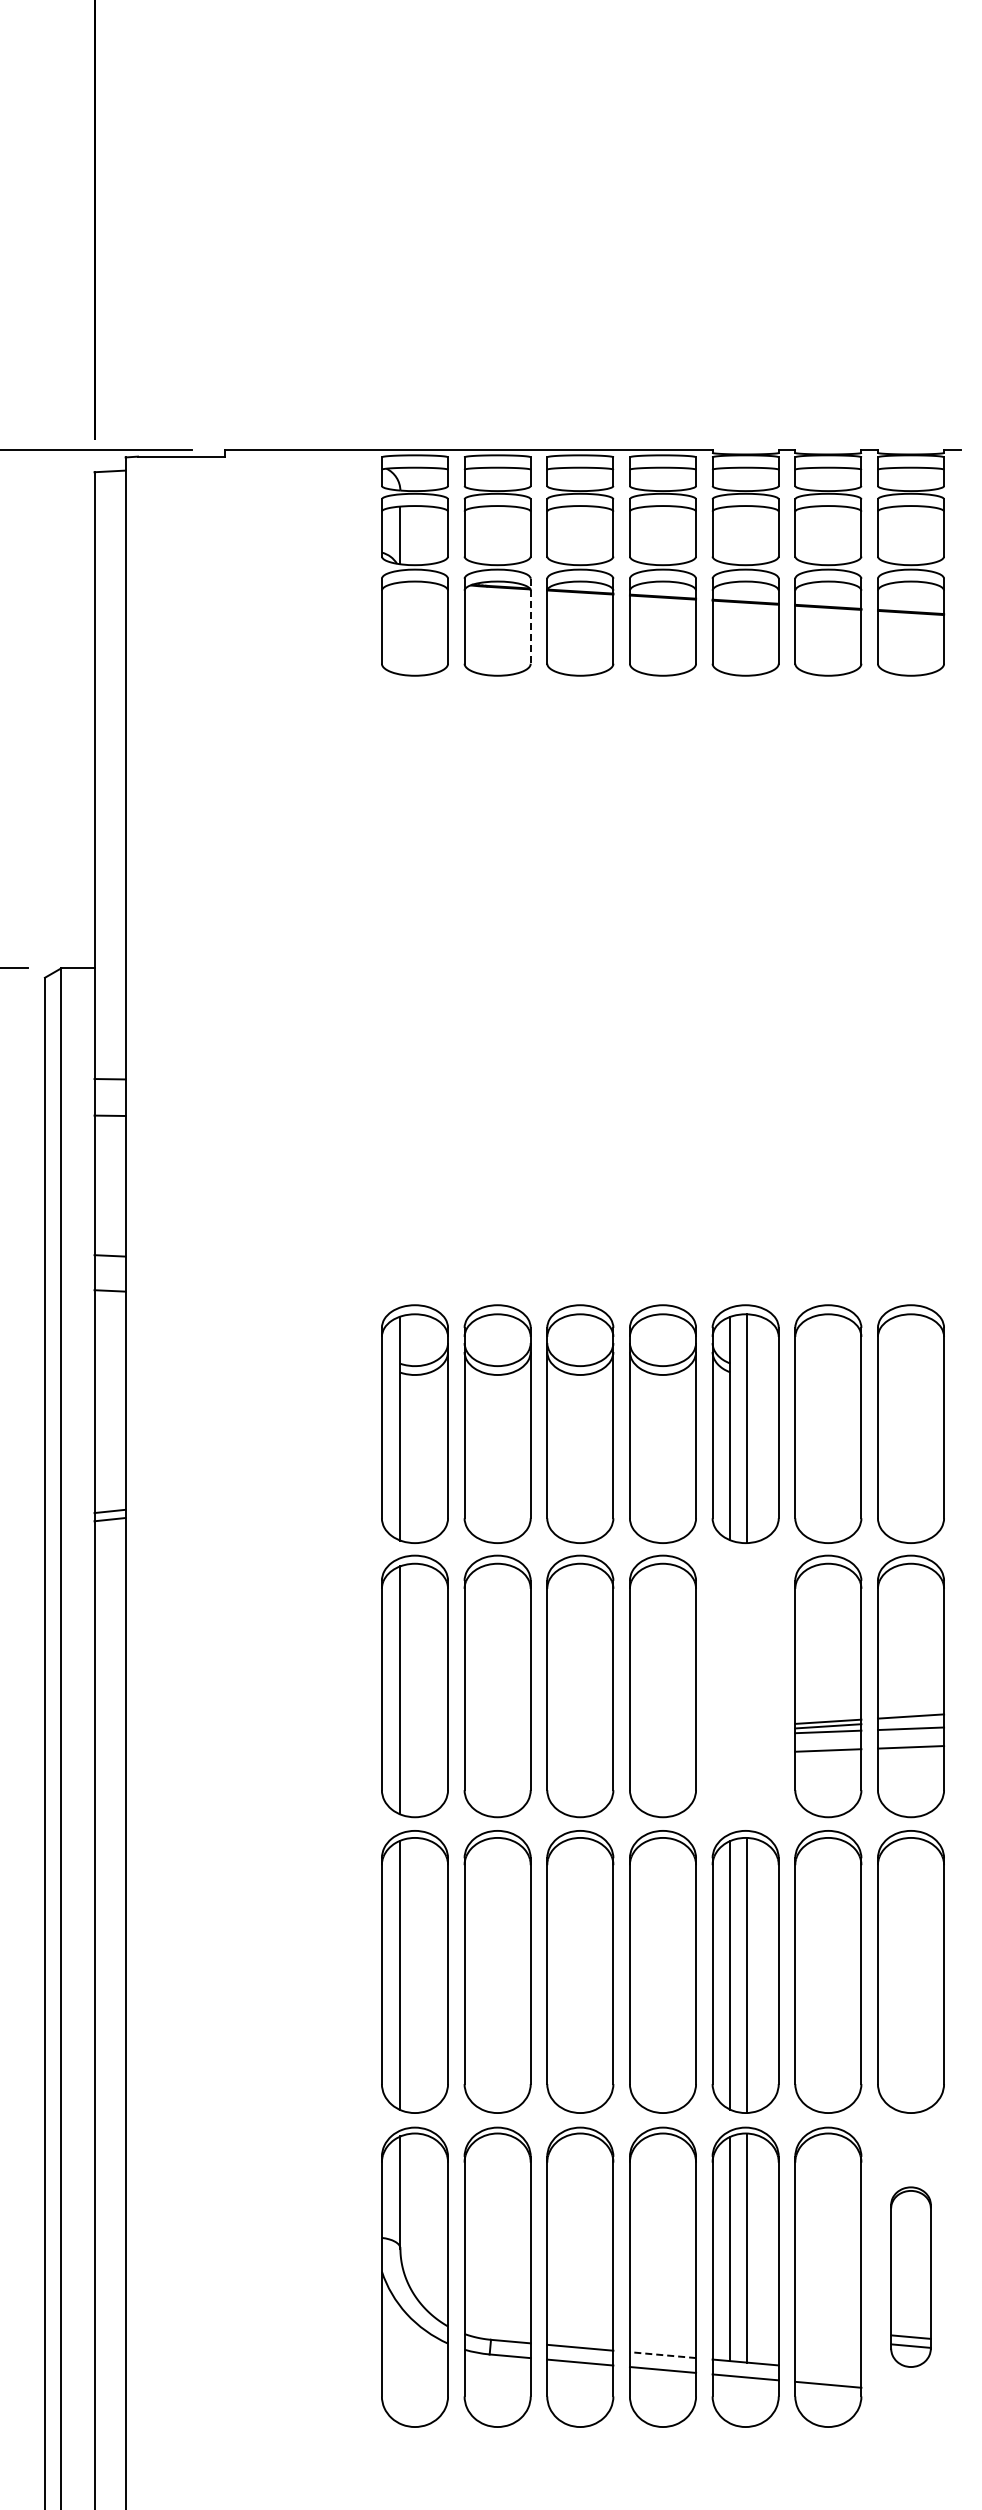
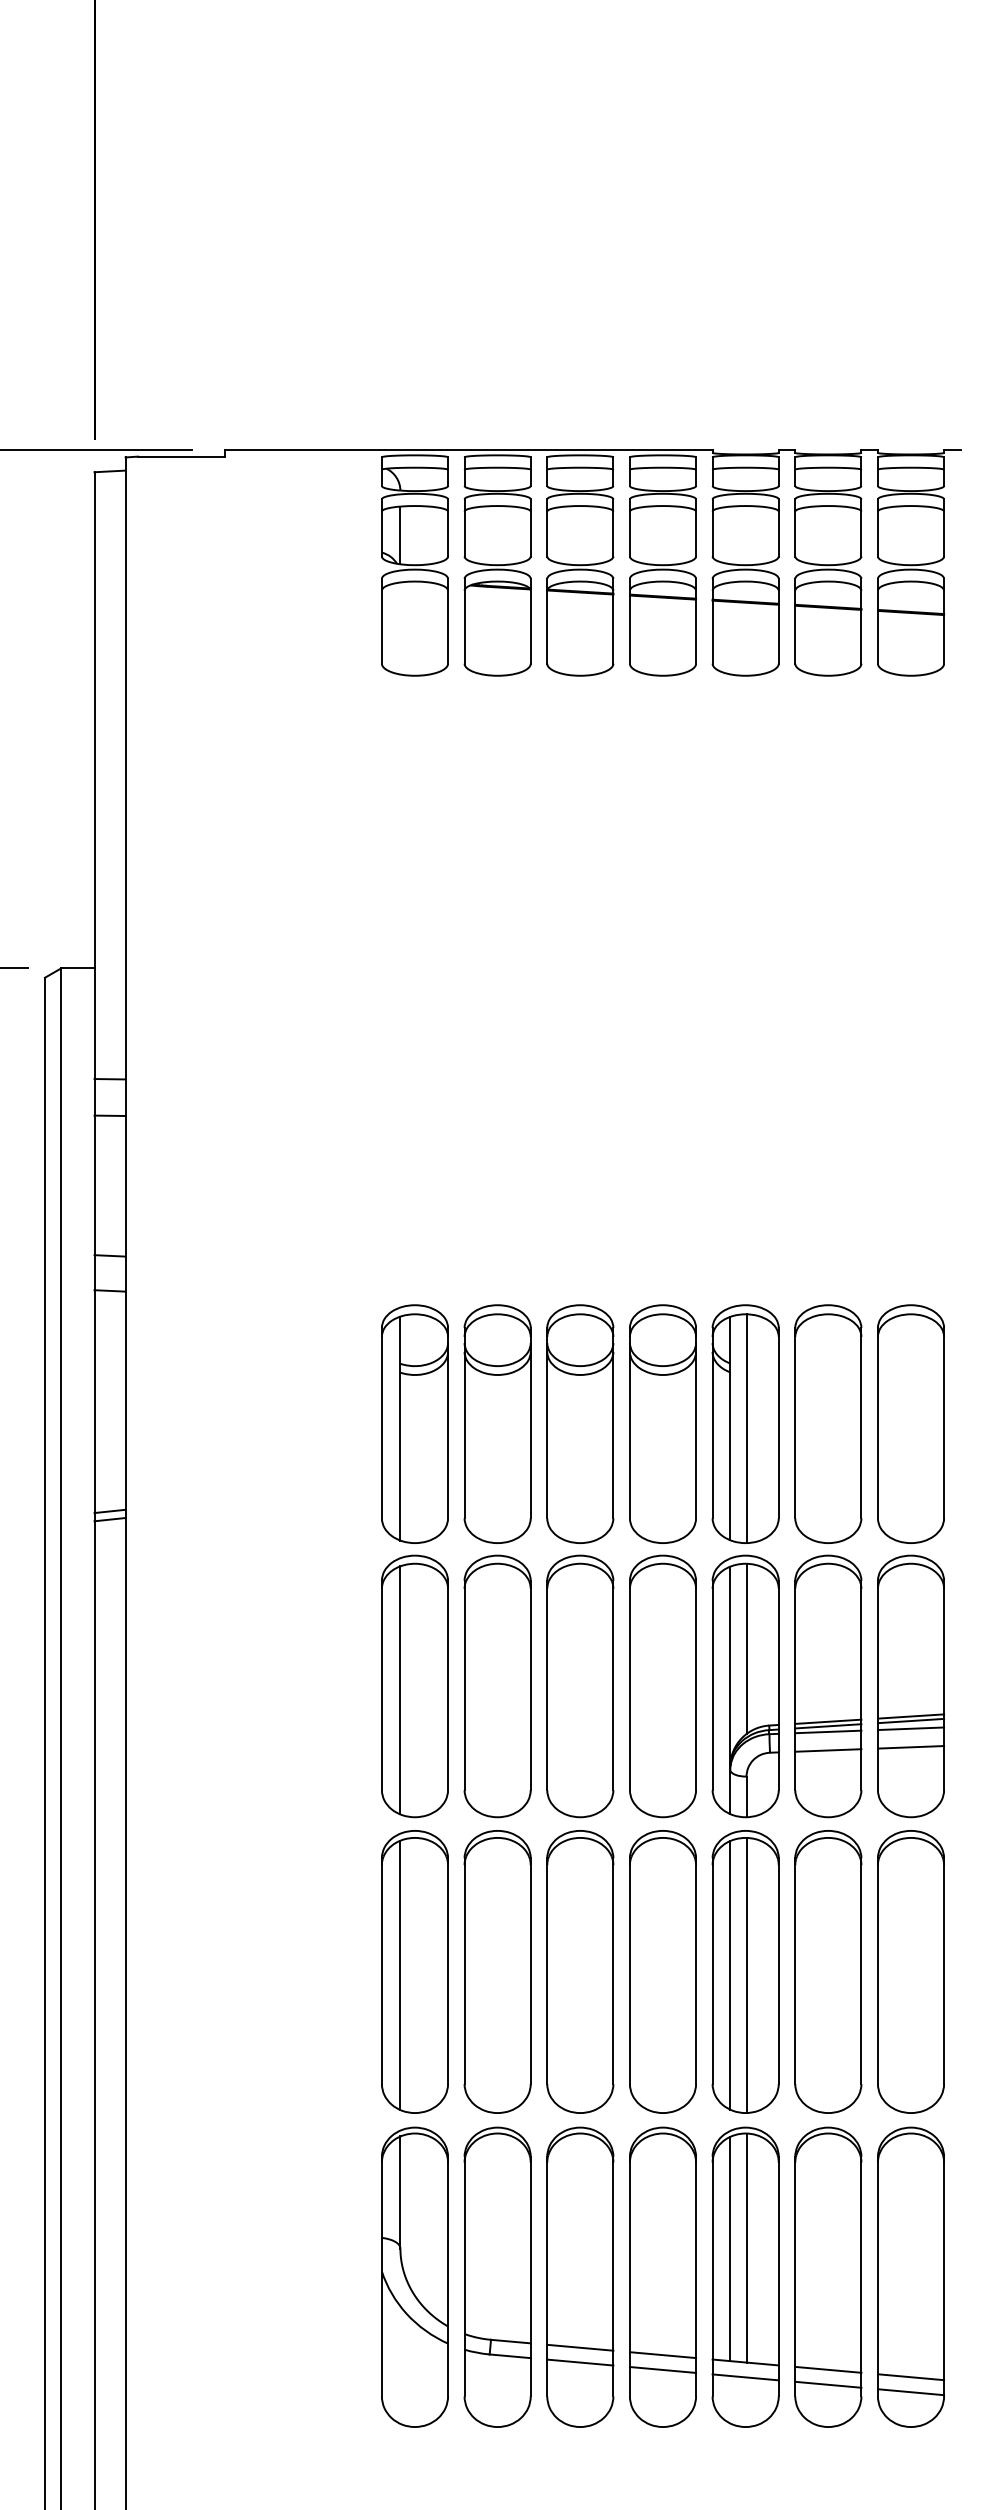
line: dashed -> solid (530, 621)
part: none -> present (745, 1686)
line: none -> present (910, 1720)
part size: 42x182 px -> 68x302 px (910, 2276)
line: dashed -> solid (662, 2355)
line: none -> present (828, 2369)
